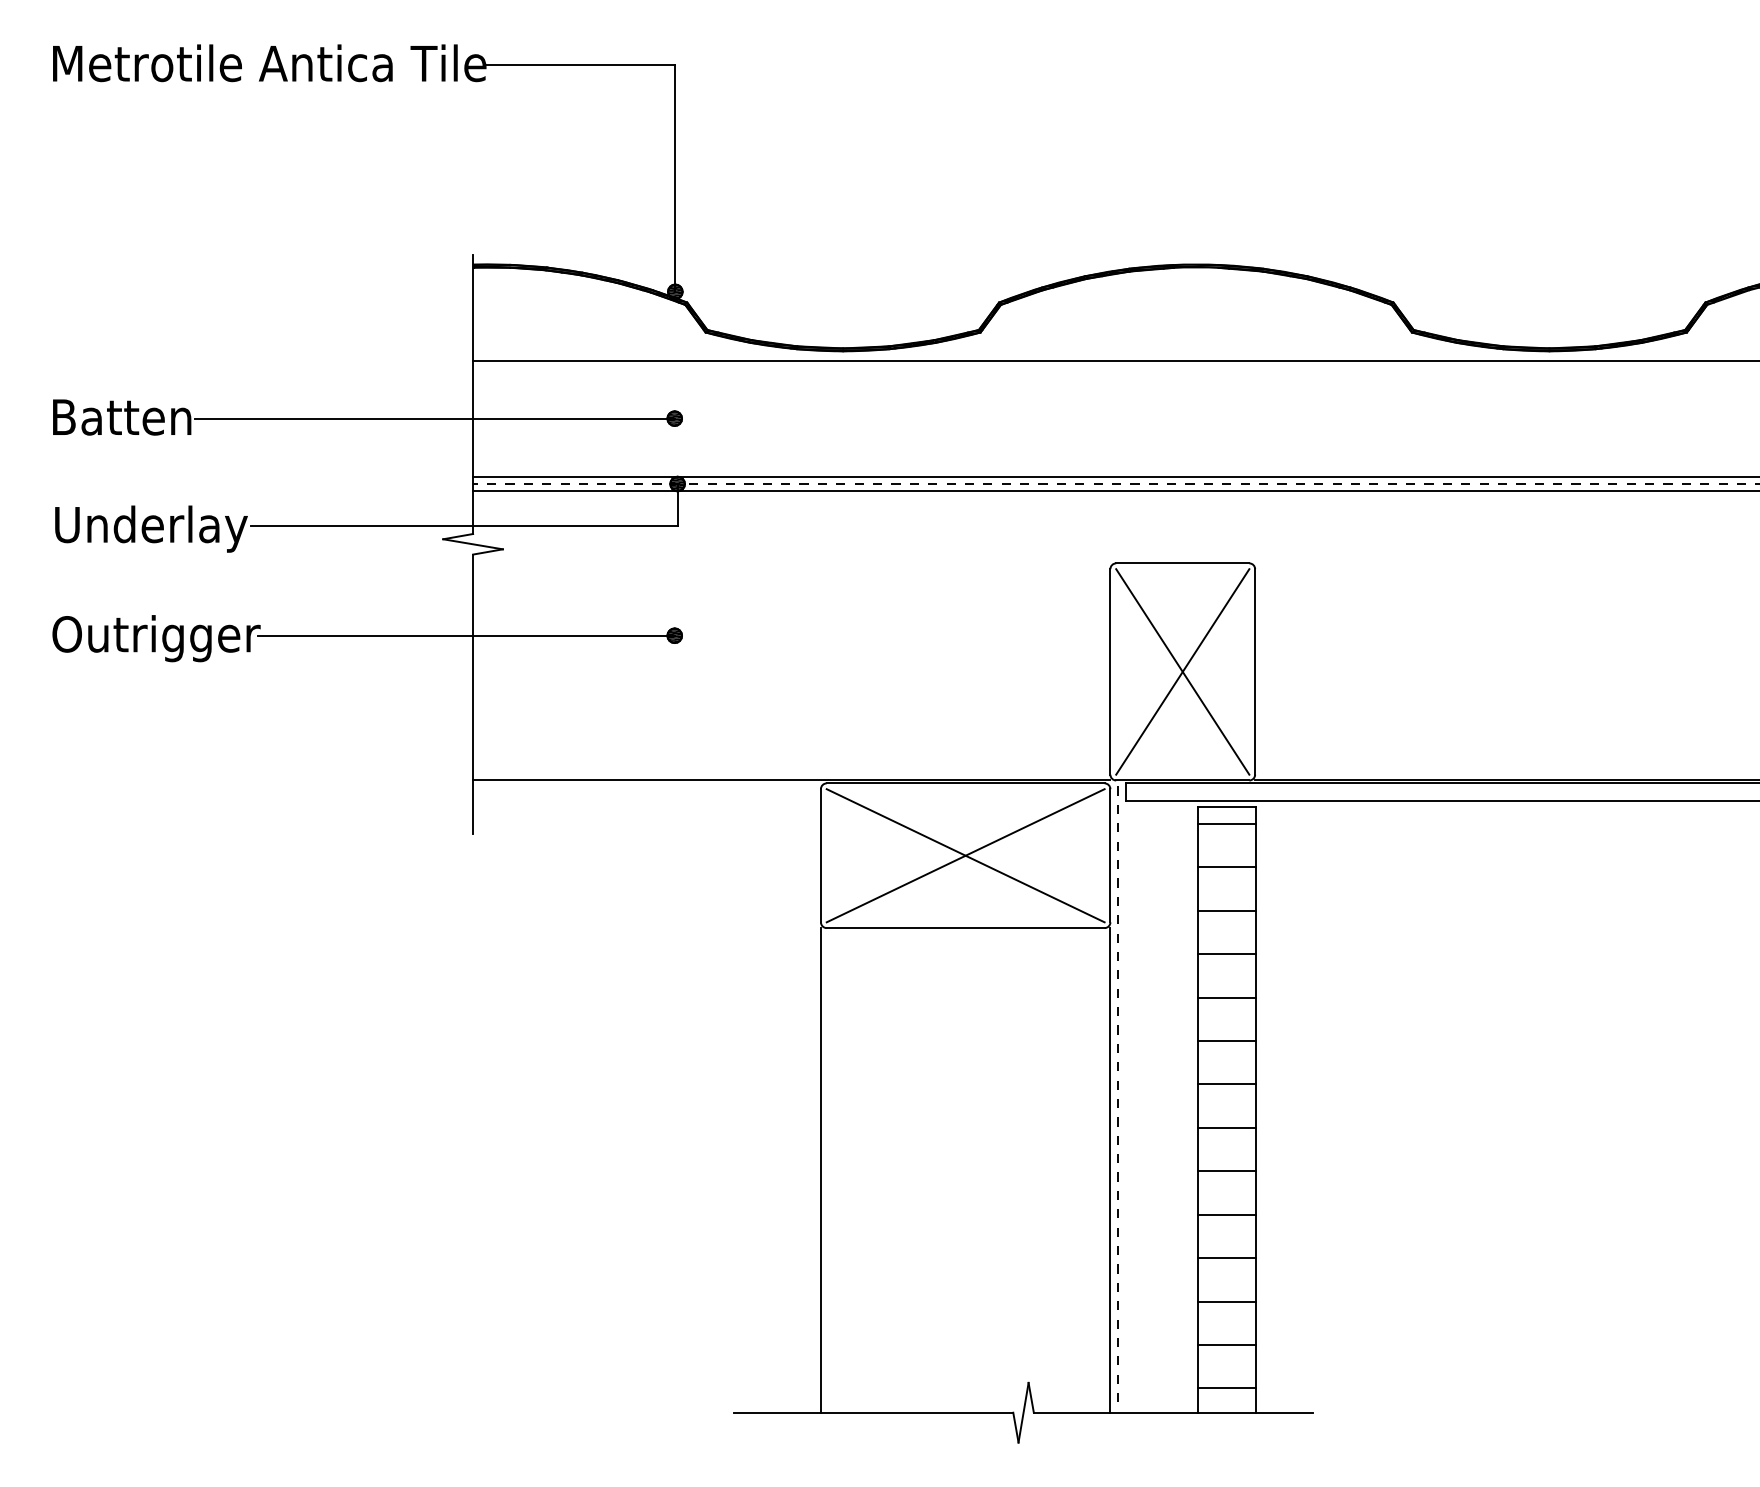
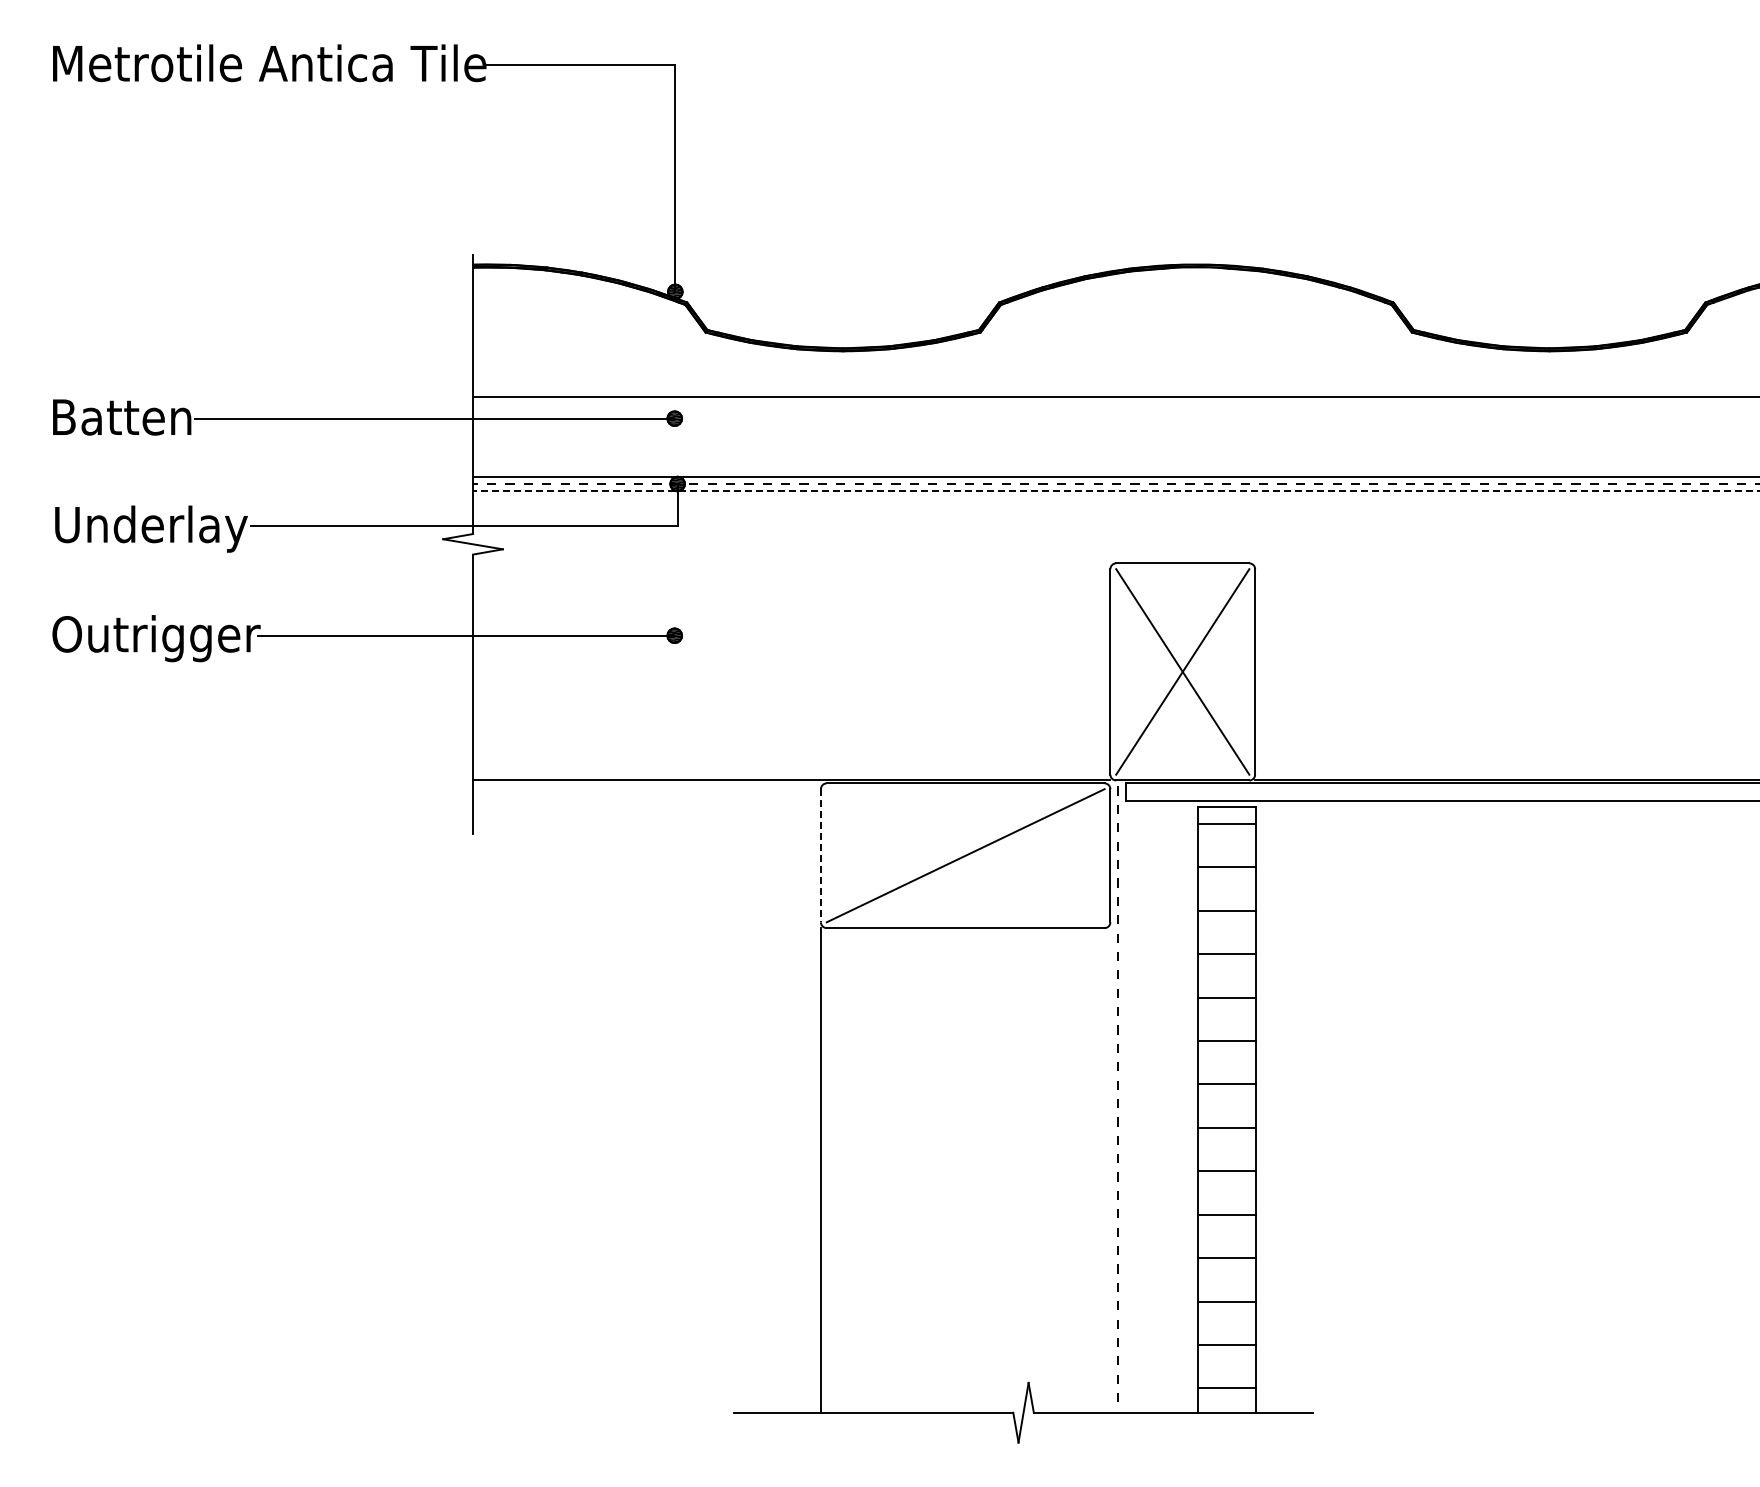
line position: (1114, 360) -> (1114, 396) (1114, 396)
line: solid -> dashed (1116, 491)
line: solid -> dashed (820, 855)
line: present -> none (965, 855)
line: present -> none (1110, 1170)
